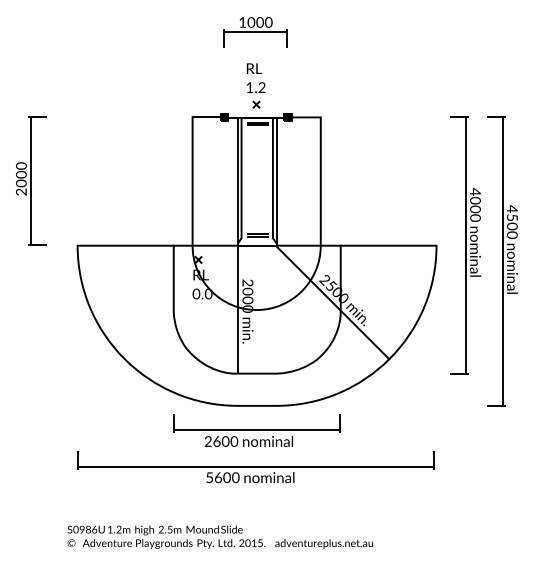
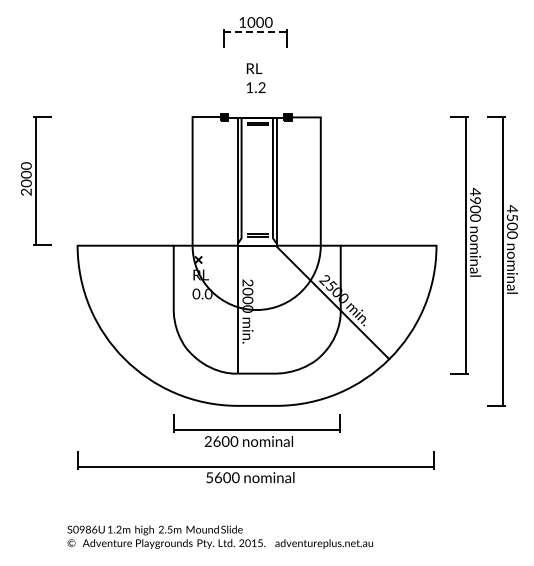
line: solid -> dashed (255, 32)
part: present -> none (256, 104)
part position: (31, 180) -> (36, 180) (36, 180)
text: 4000 -> 4900 (474, 200)
